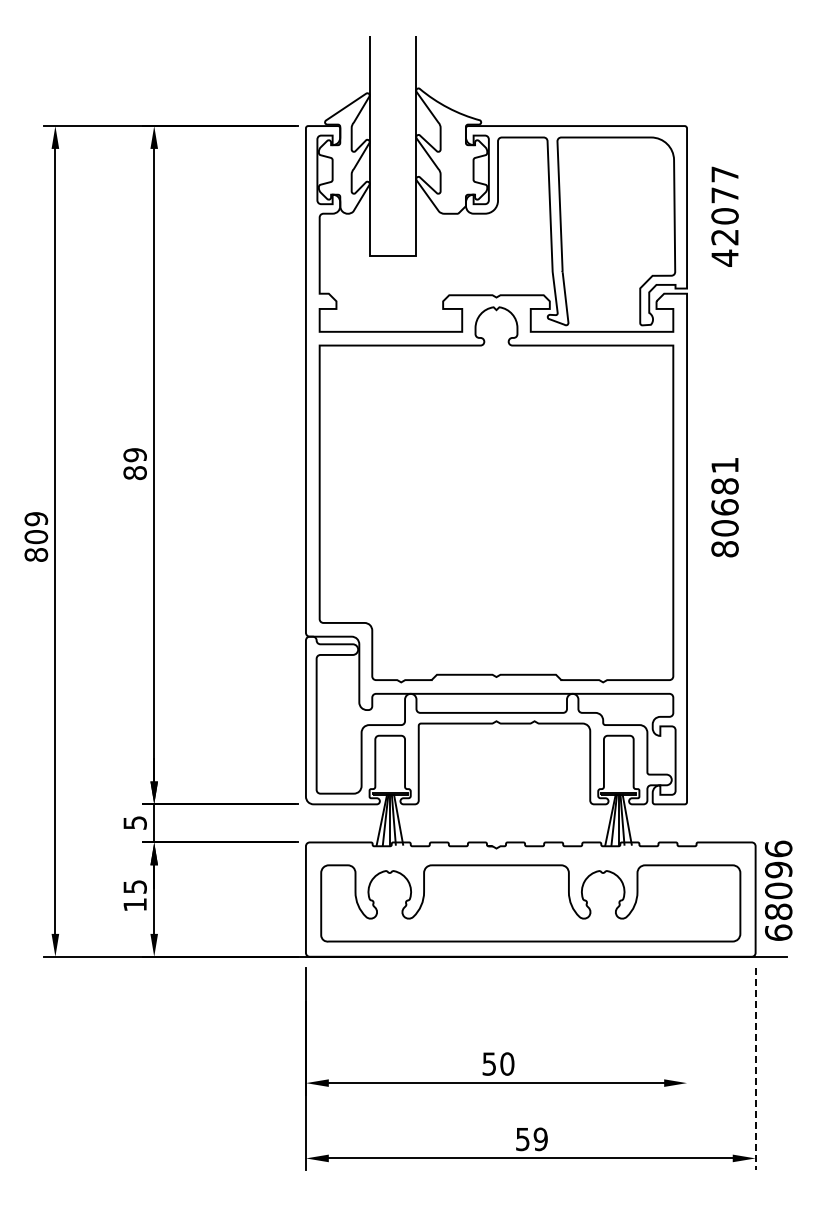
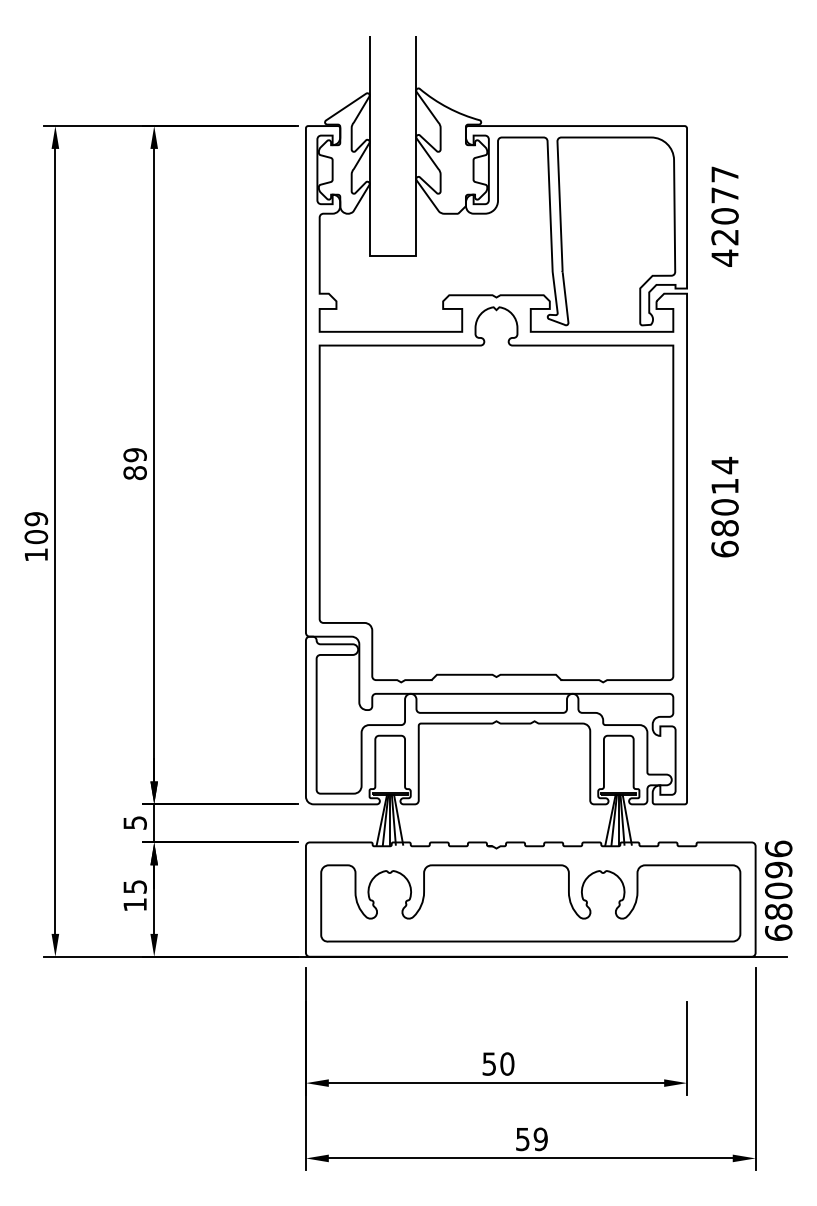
text: 80681 -> 68014 (724, 506)
text: 809 -> 109 (36, 554)
line: none -> present (687, 1048)
line: dashed -> solid (755, 1069)
